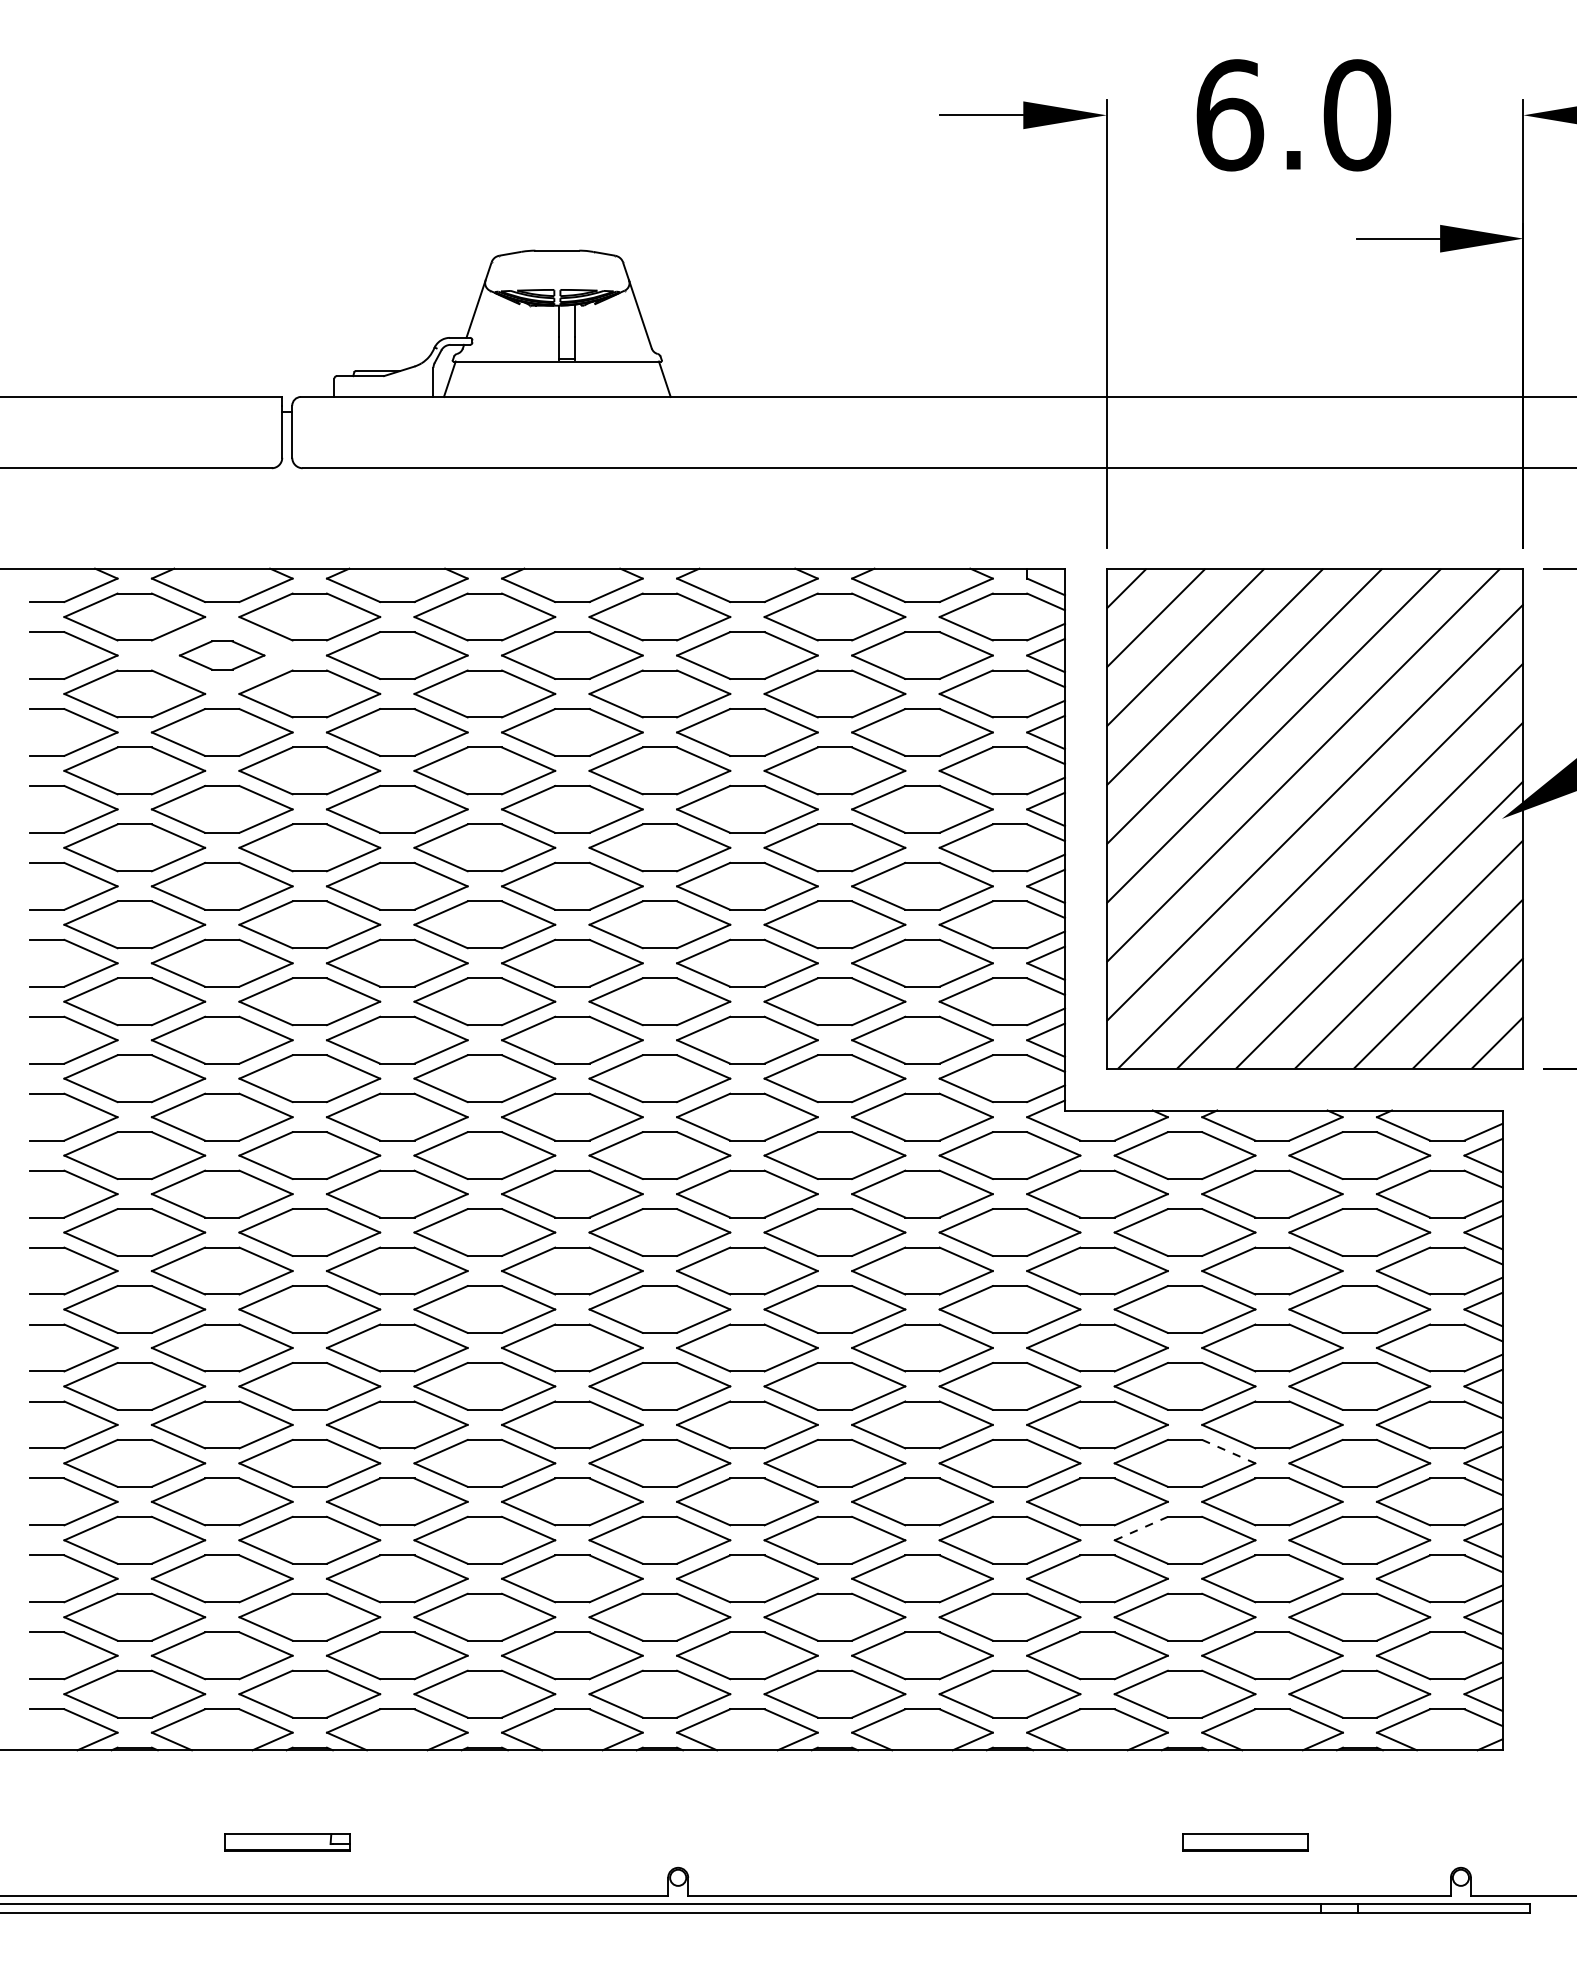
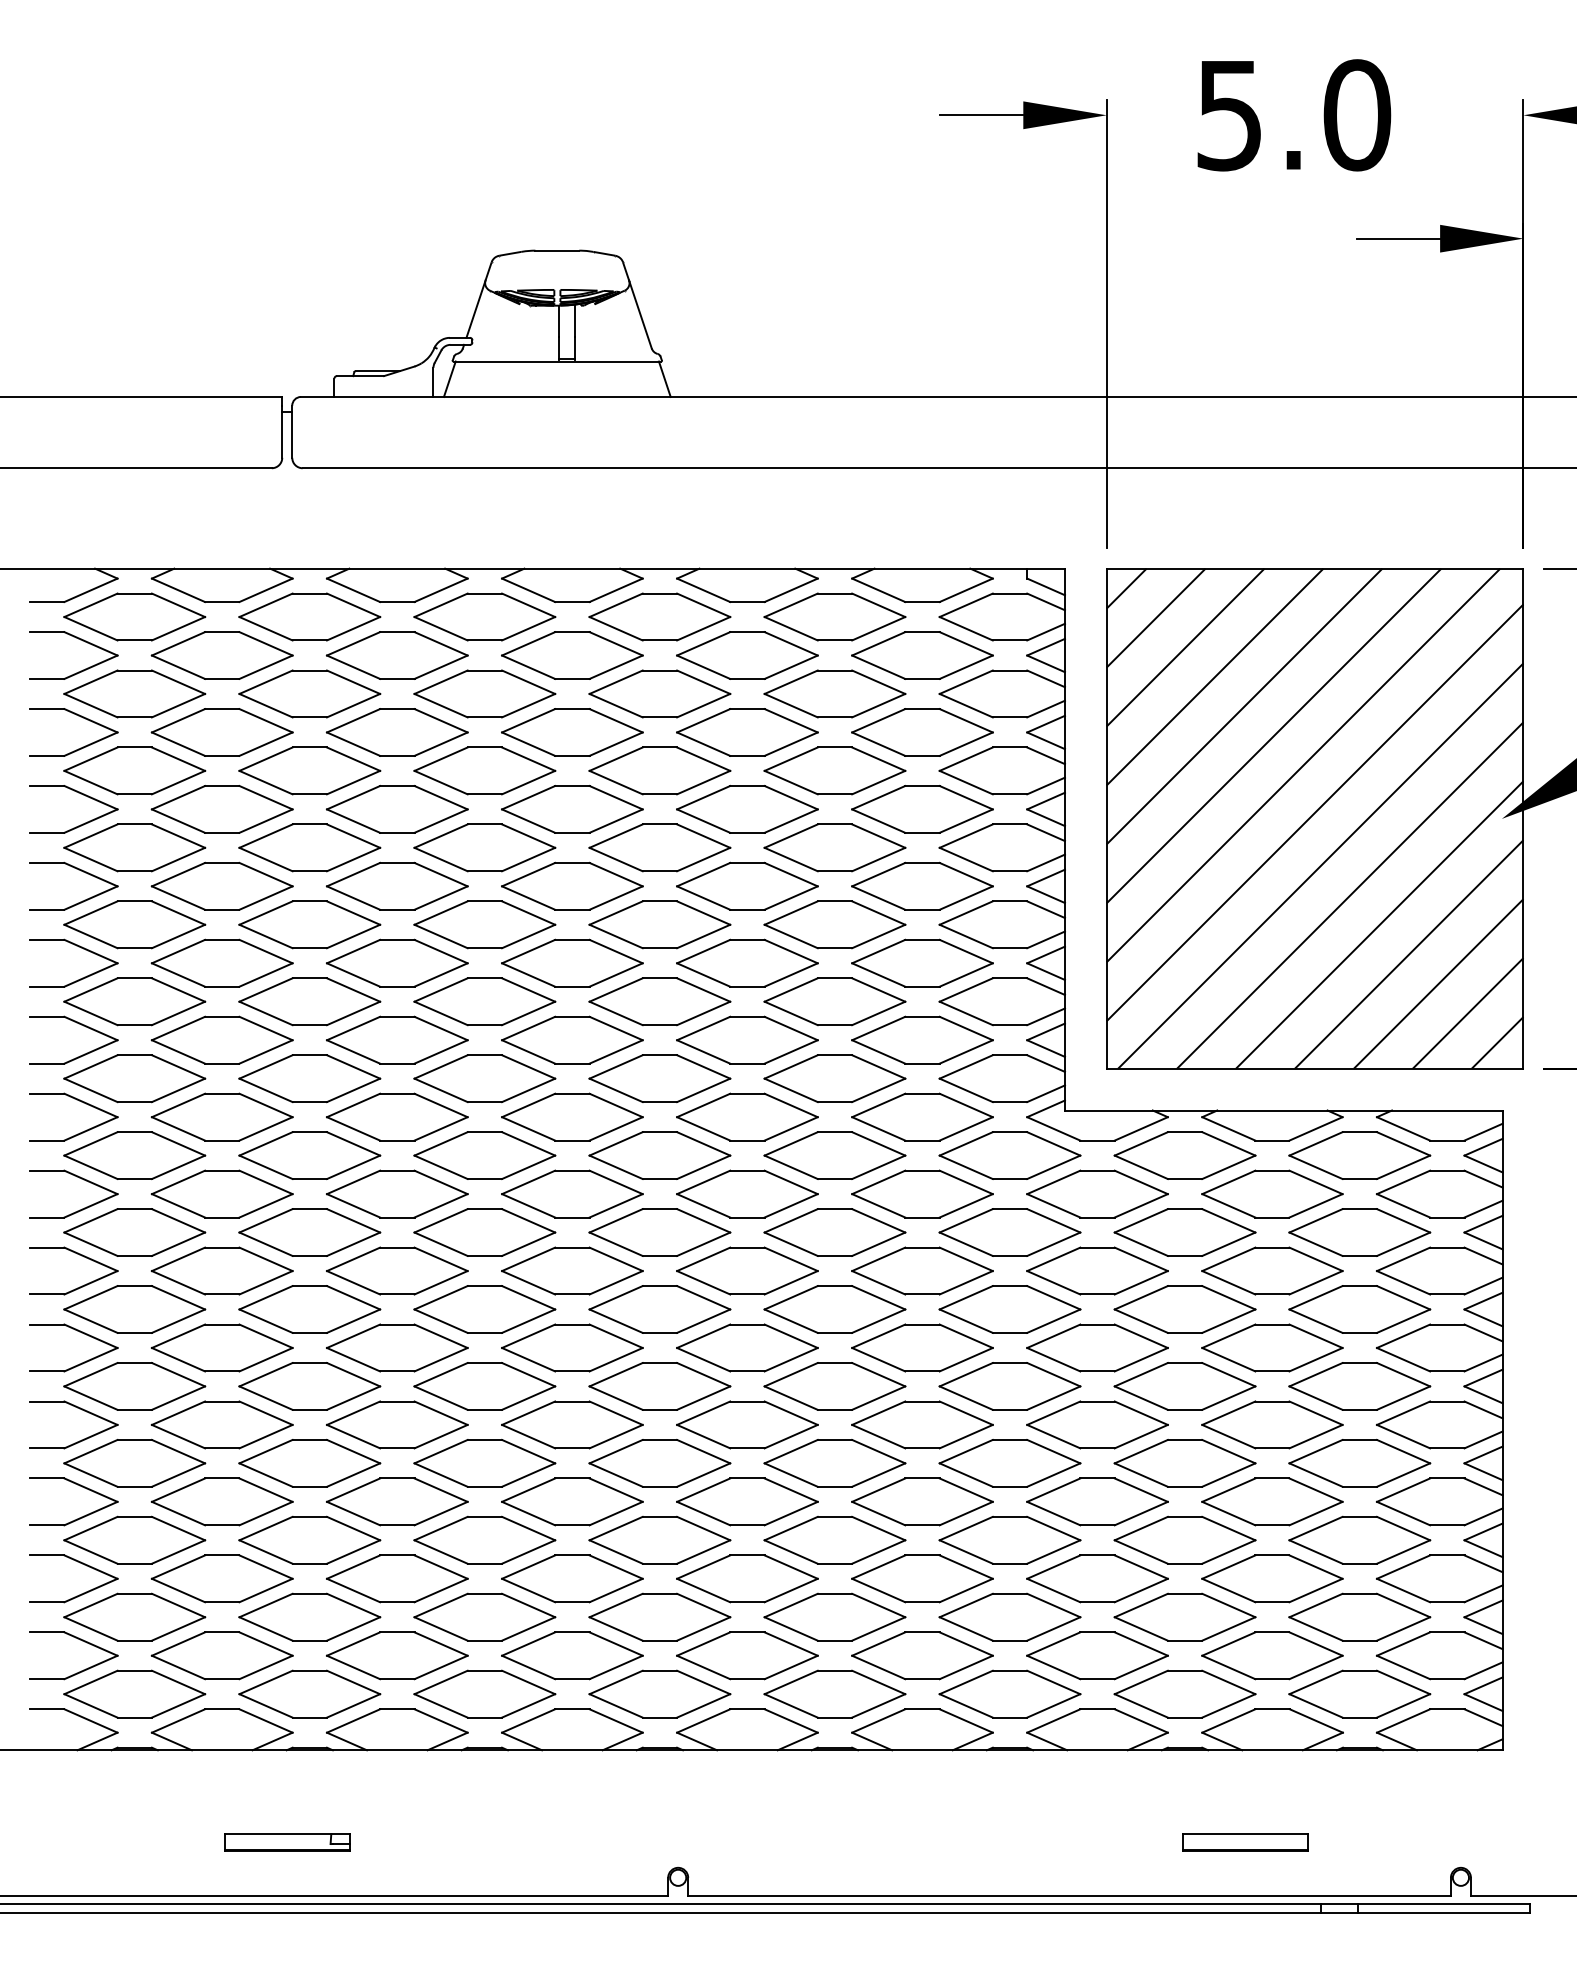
text: 6.0 -> 5.0 (1230, 115)
part size: 88x31 px -> 144x49 px (221, 655)
line: dashed -> solid (1229, 1451)
line: dashed -> solid (1141, 1528)
